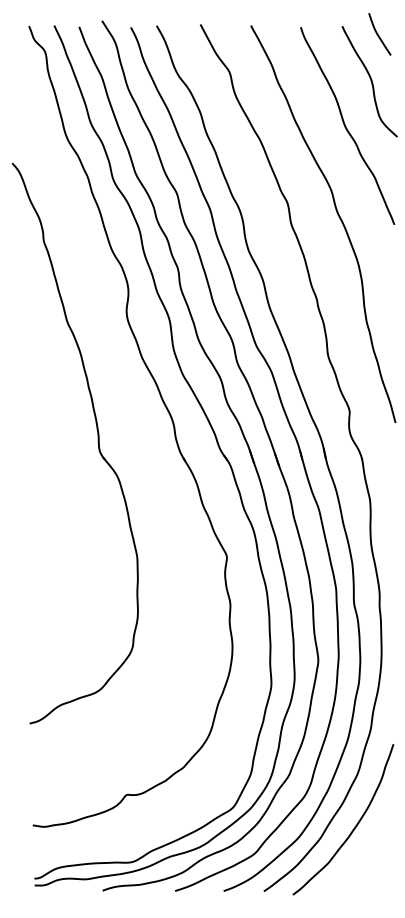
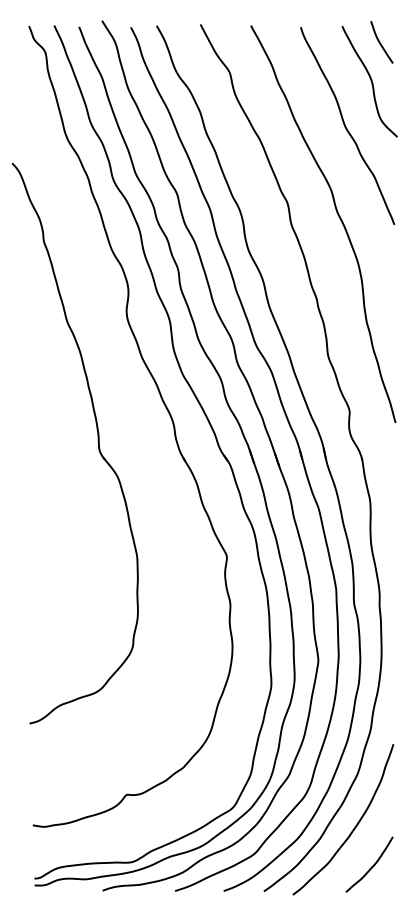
curve position: (378, 34) -> (380, 42) (380, 42)
curve: none -> present (371, 866)
